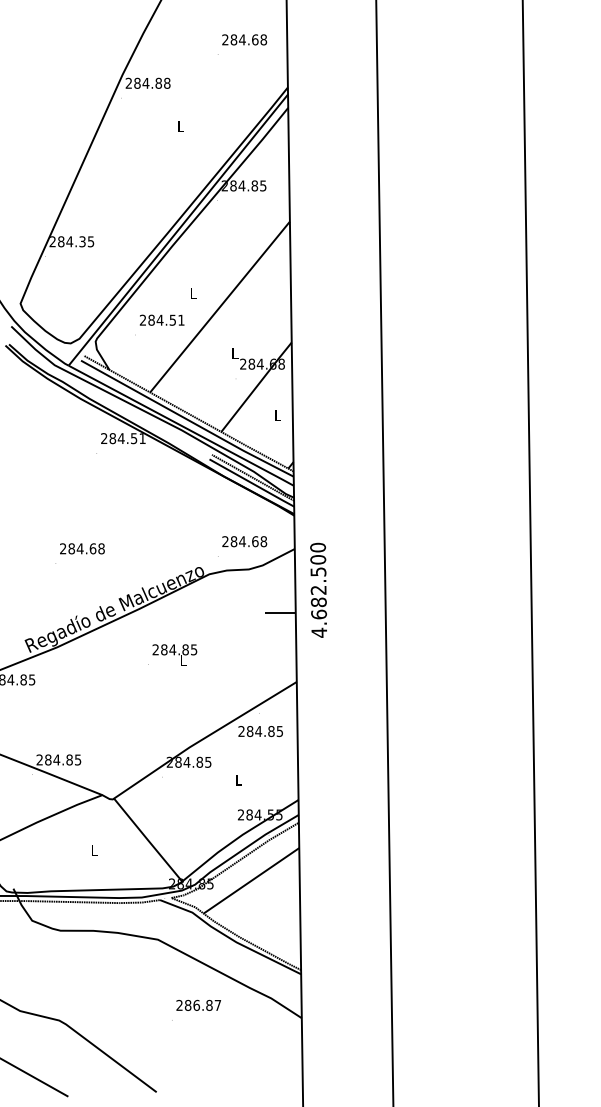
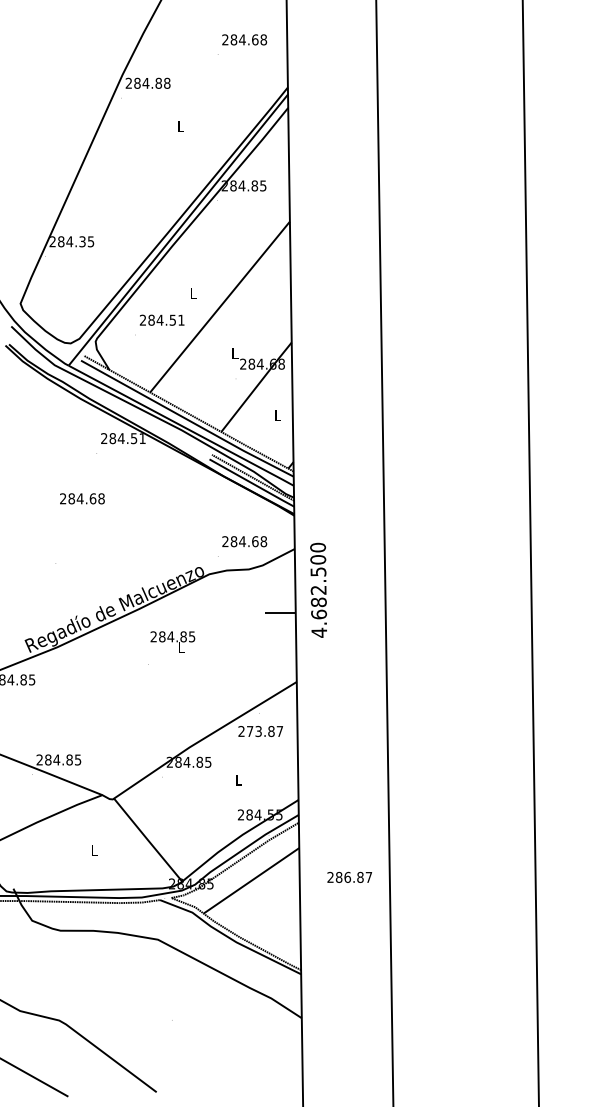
text position: (82, 548) -> (82, 498) (82, 498)
text position: (174, 654) -> (172, 641) (172, 641)
text: 284.85 -> 273.87 (264, 731)
text position: (198, 1004) -> (349, 876) (349, 876)
